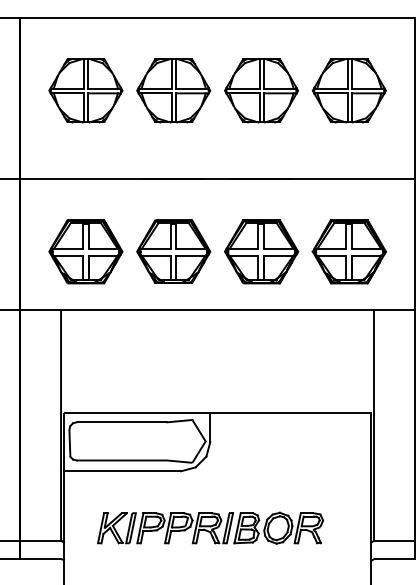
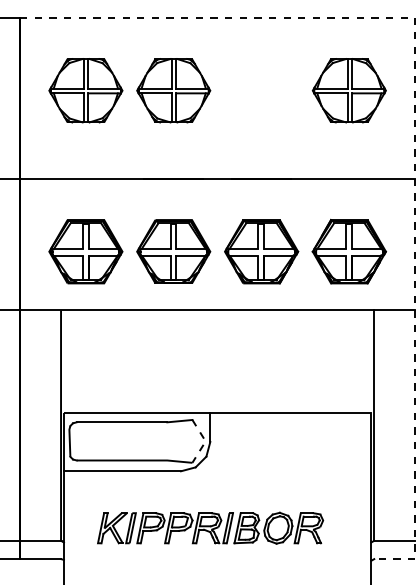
part: present -> none (261, 90)
line: solid -> dashed (415, 111)
line: solid -> dashed (205, 441)
